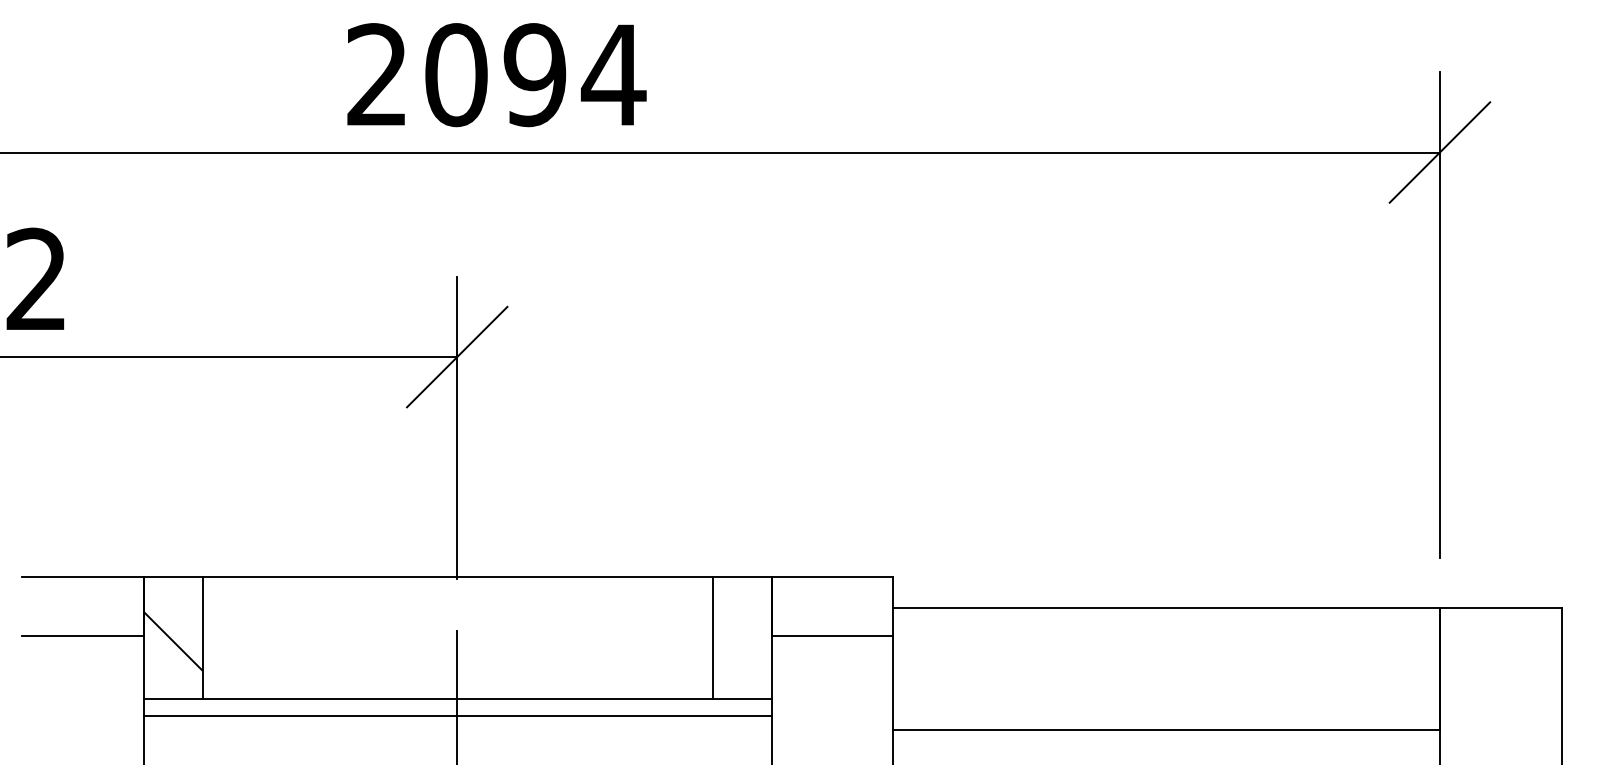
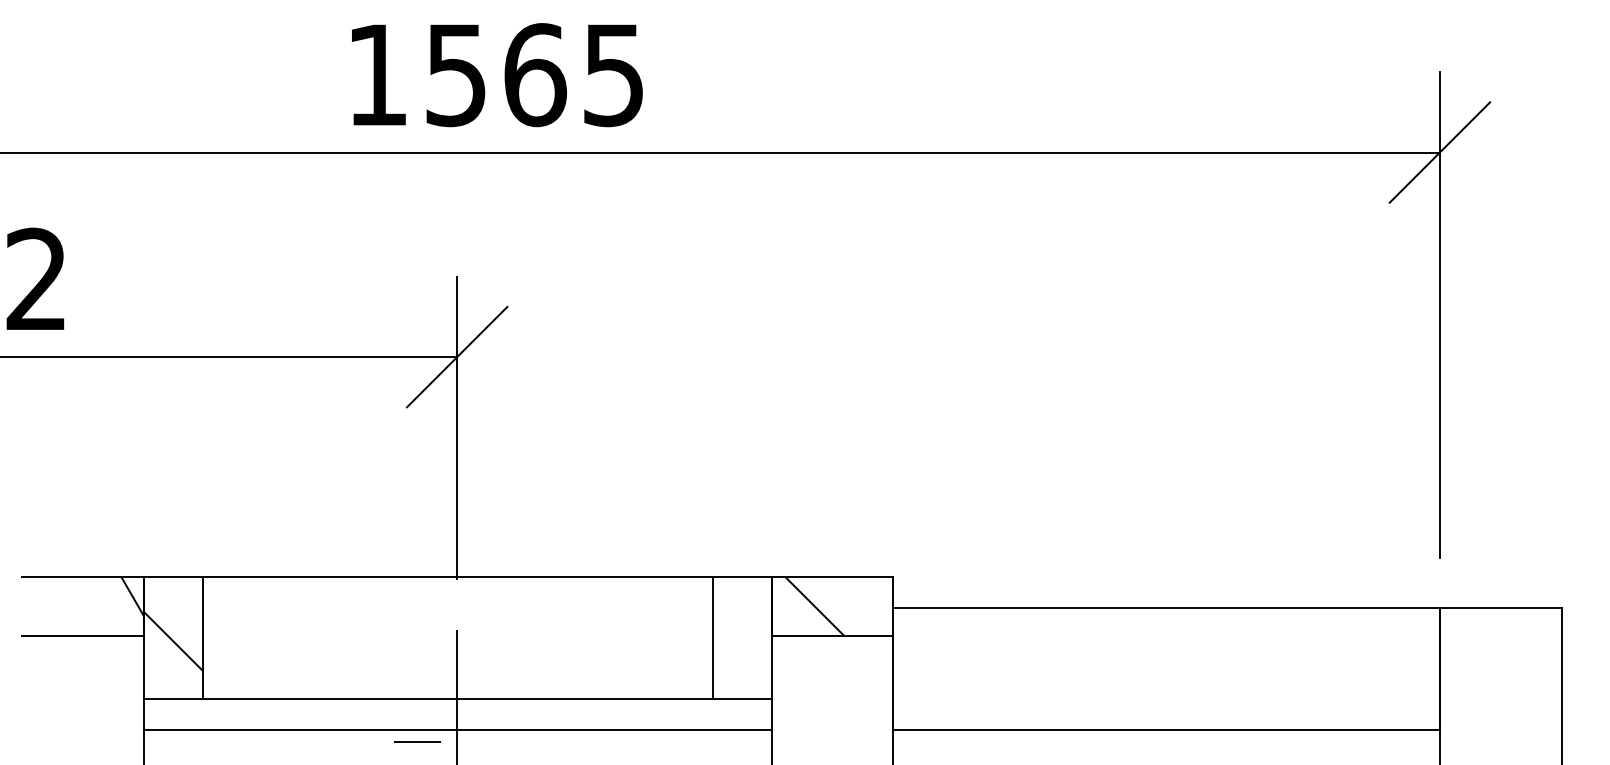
text: 2094 -> 1565 (496, 75)
hatch: none -> present (132, 596)
hatch: none -> present (814, 605)
line position: (457, 715) -> (457, 729) (457, 729)
line: none -> present (417, 741)
